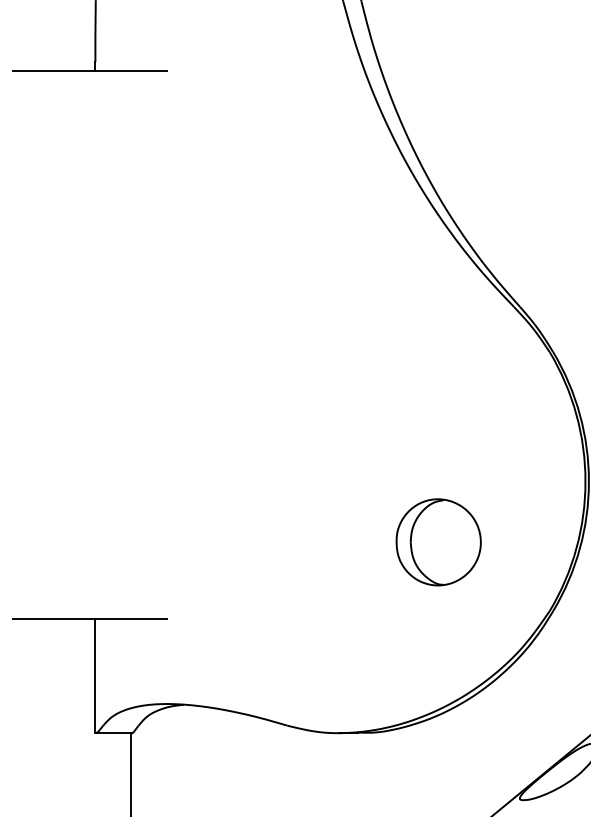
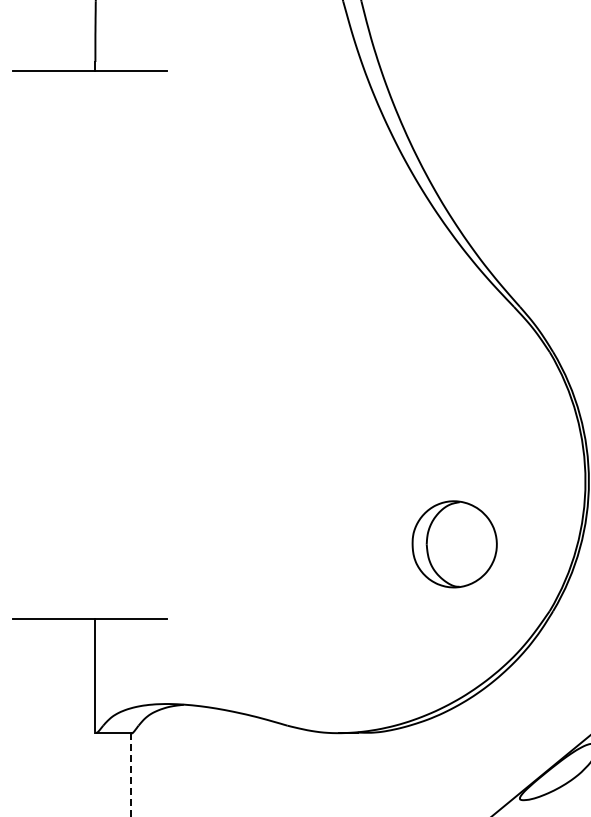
part position: (438, 542) -> (454, 544) (454, 544)
line: solid -> dashed (131, 774)
